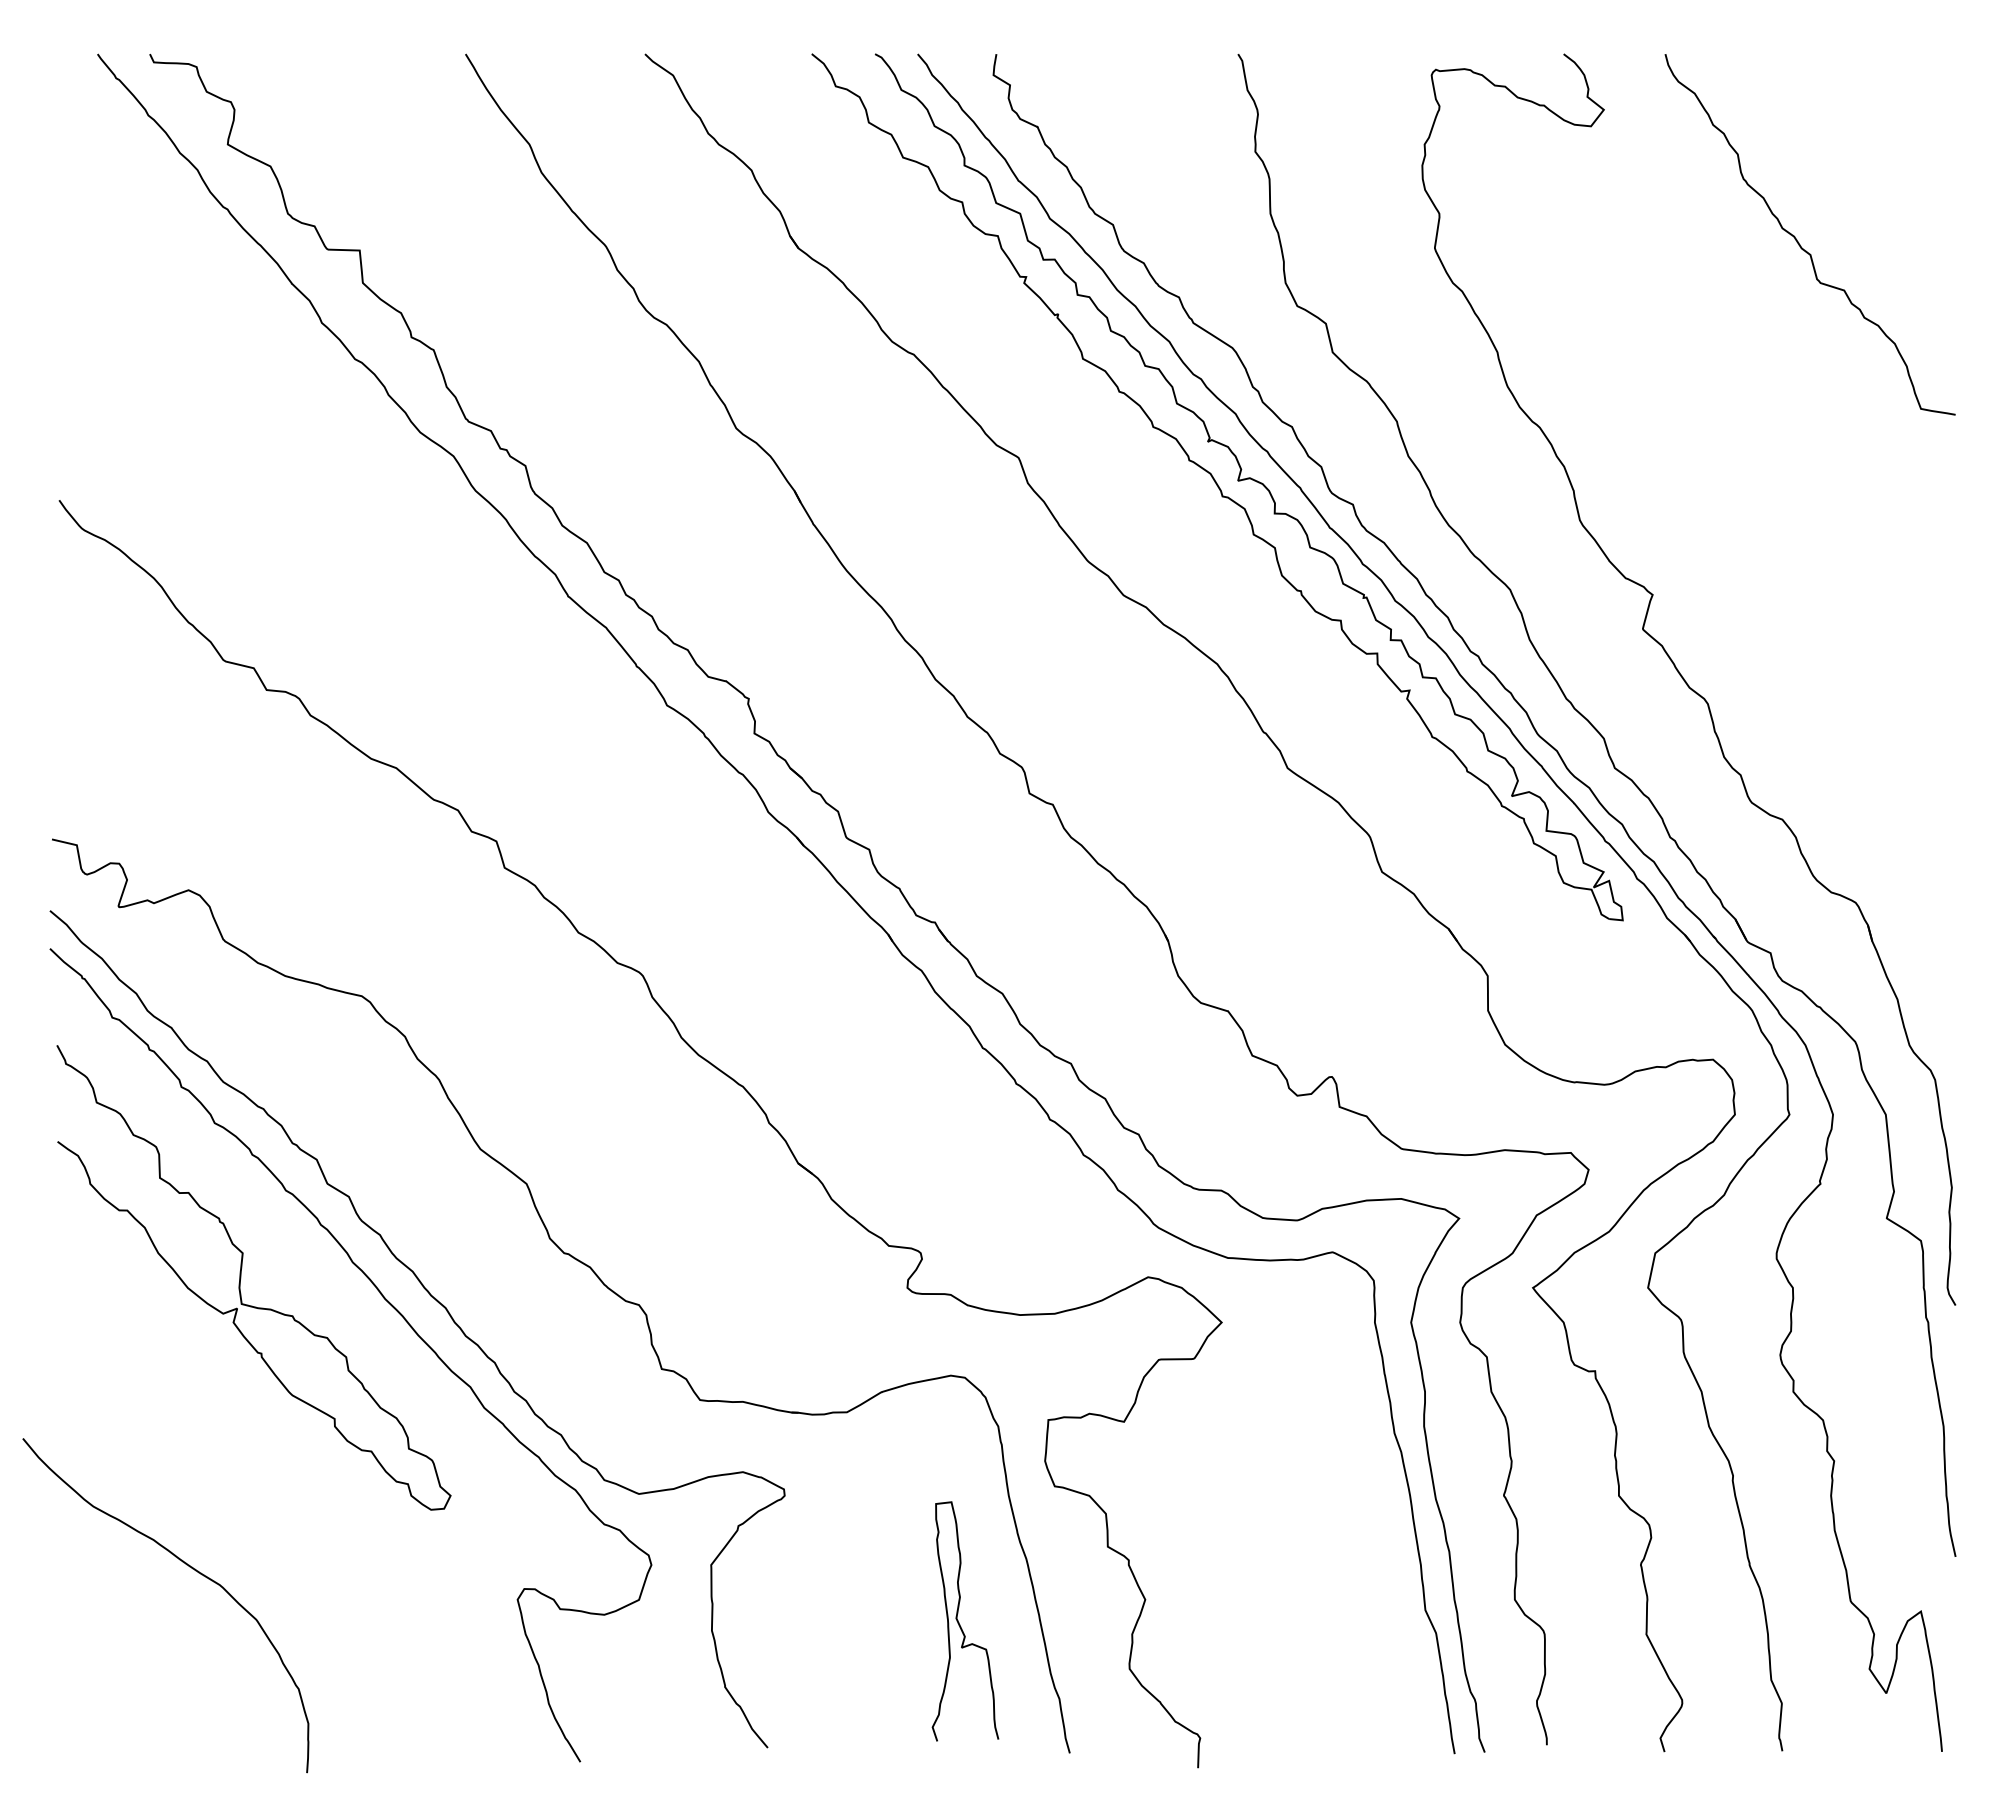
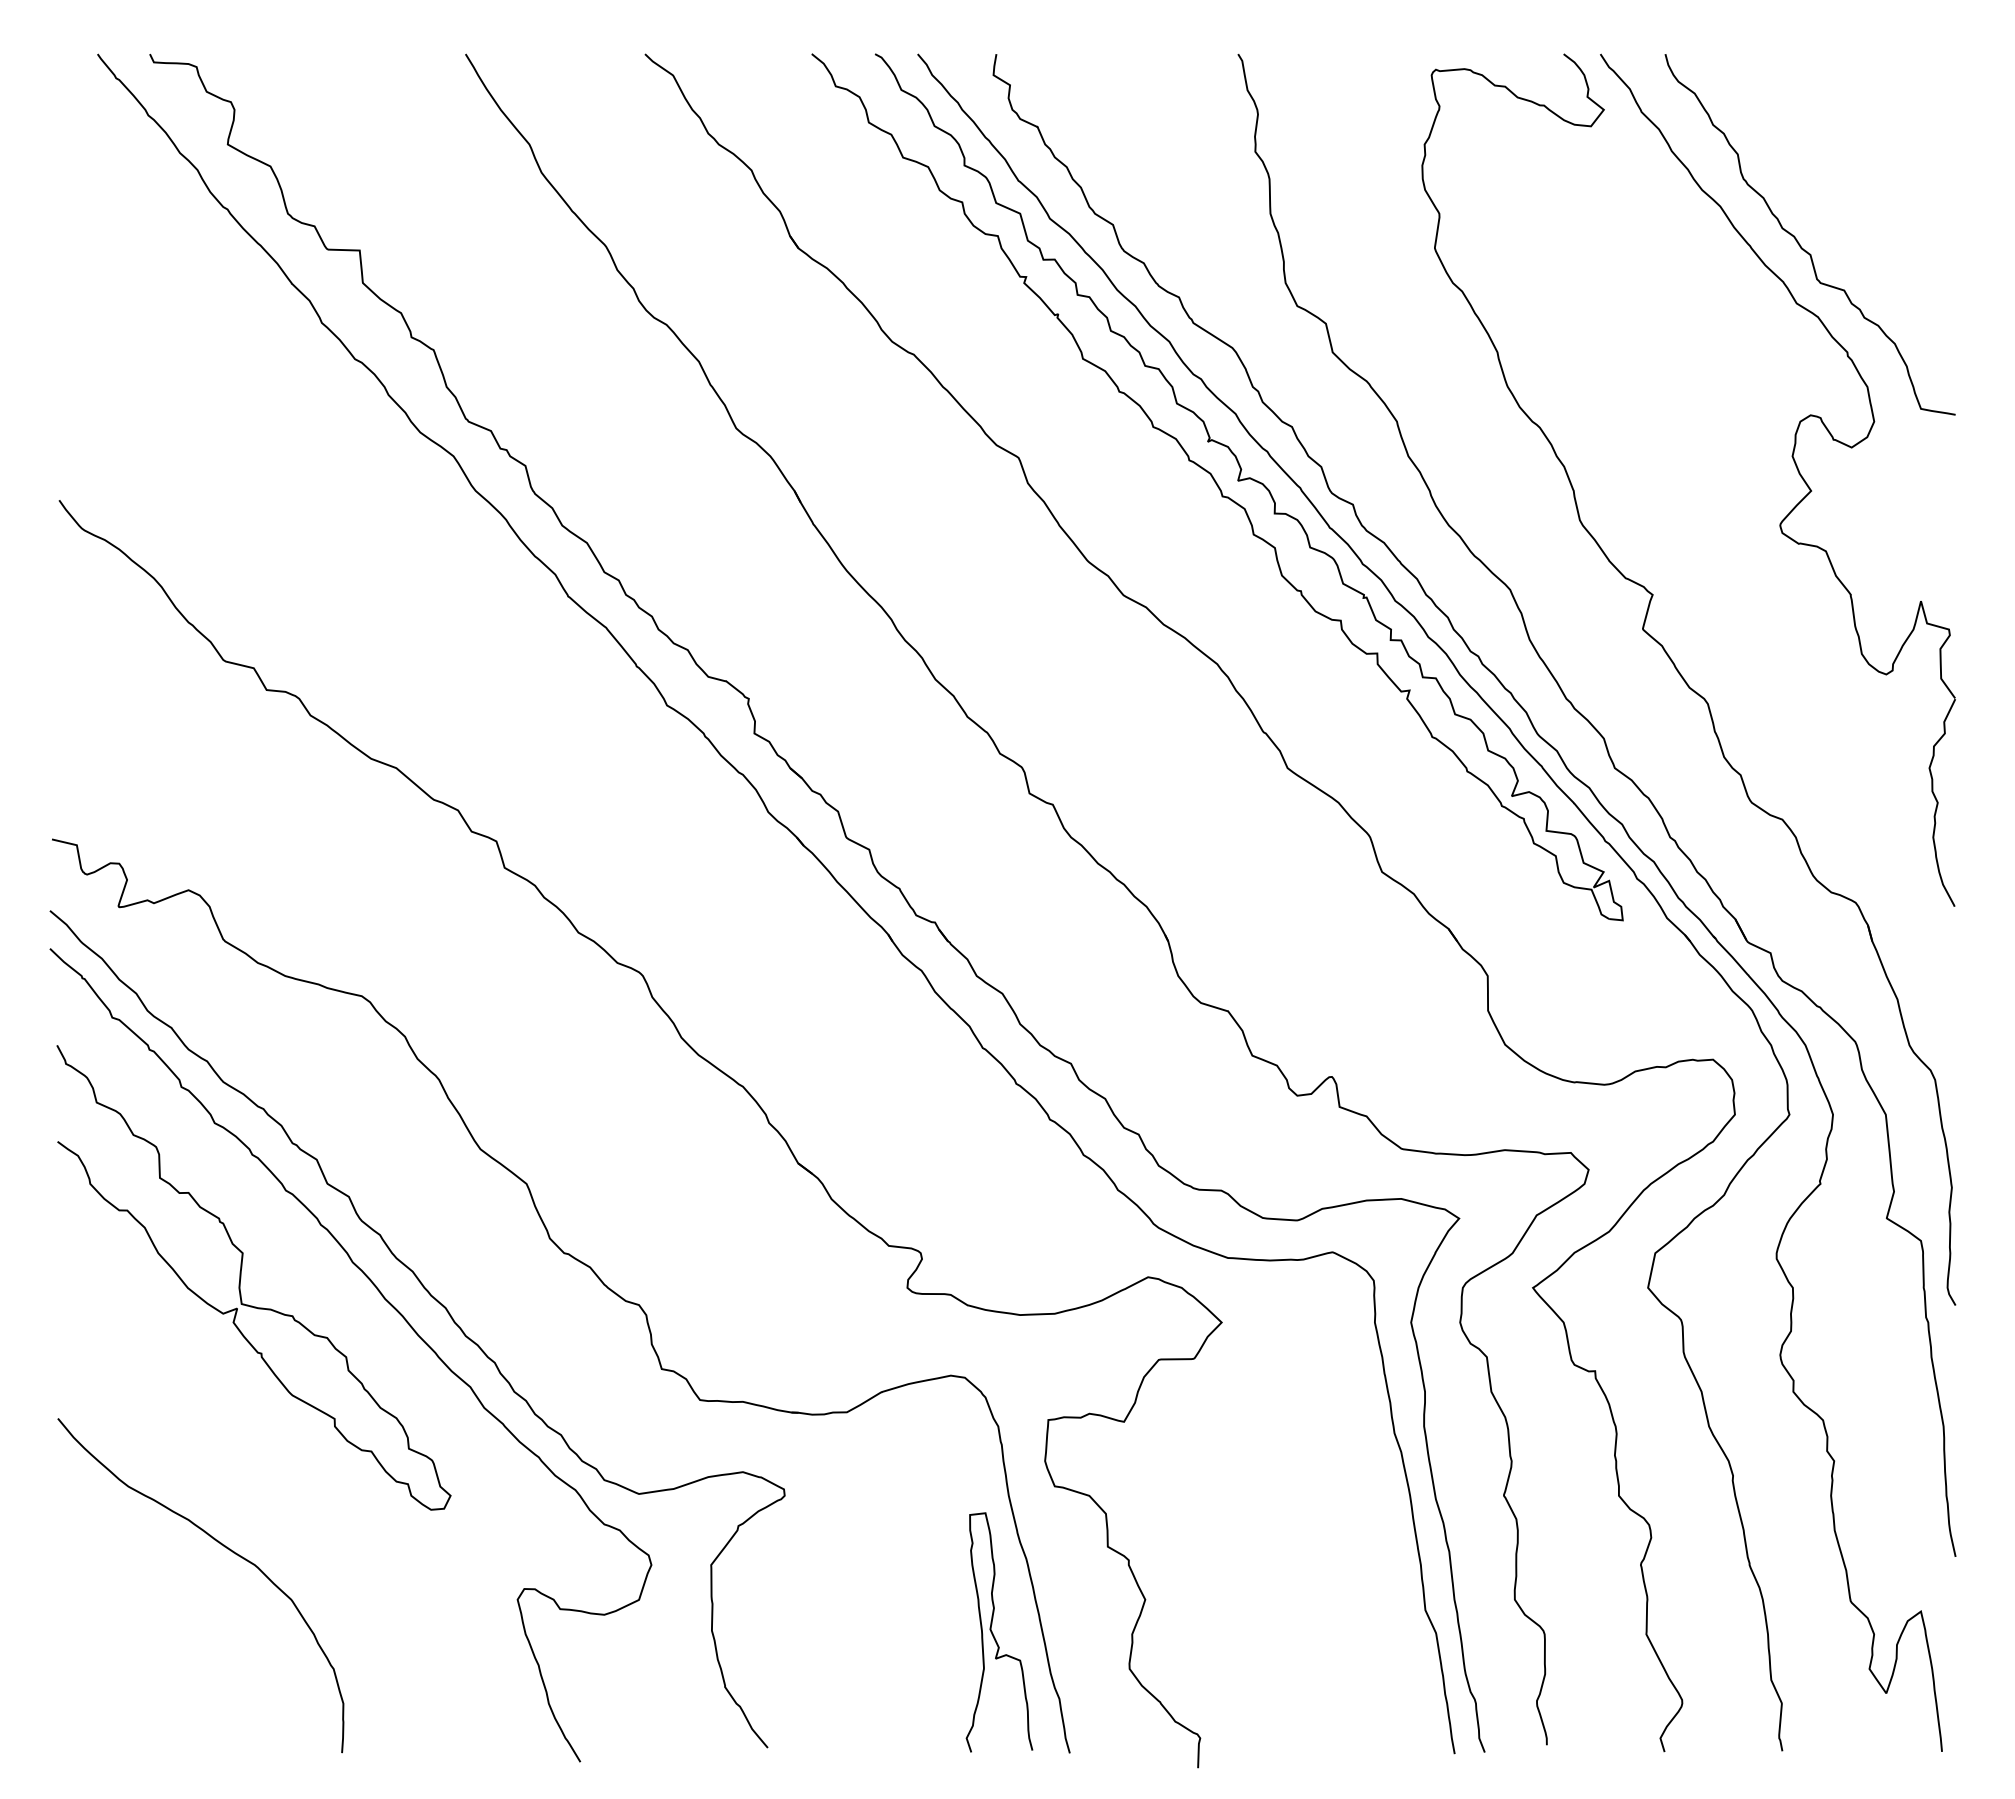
part: none -> present (1797, 471)
curve position: (189, 1567) -> (224, 1547) (224, 1547)
curve position: (960, 1624) -> (994, 1635) (994, 1635)
